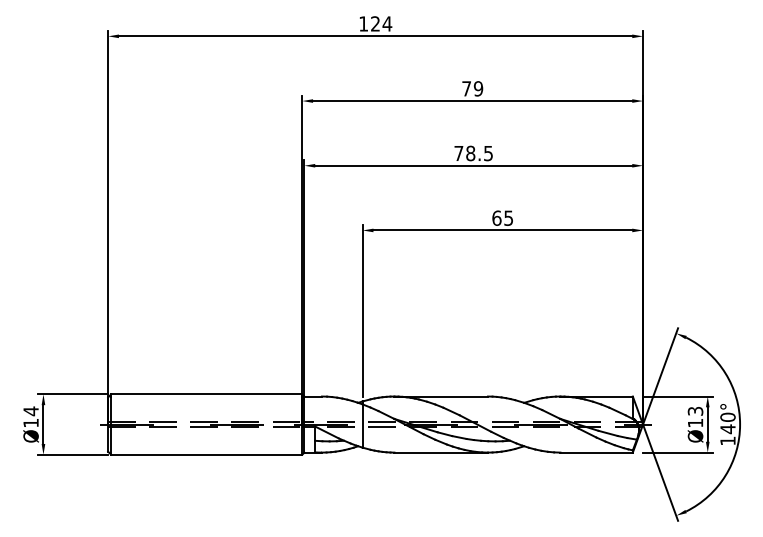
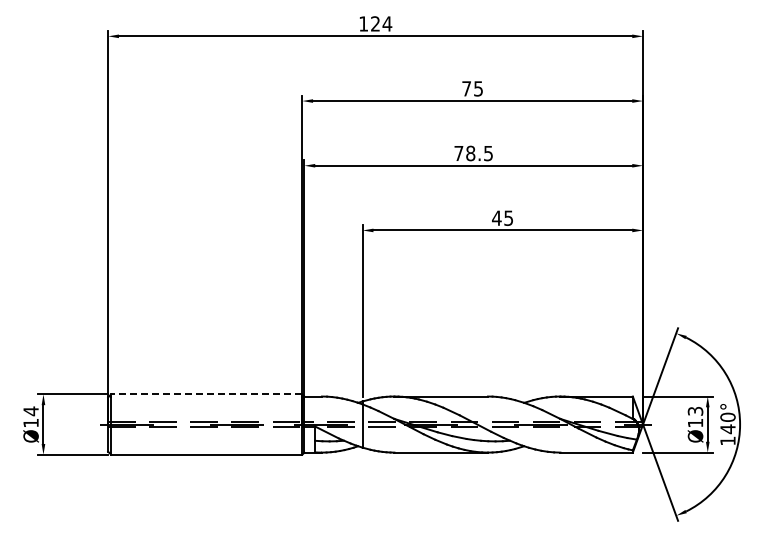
text: 79 -> 75 (478, 88)
text: 65 -> 45 (496, 217)
line: solid -> dashed (206, 394)
